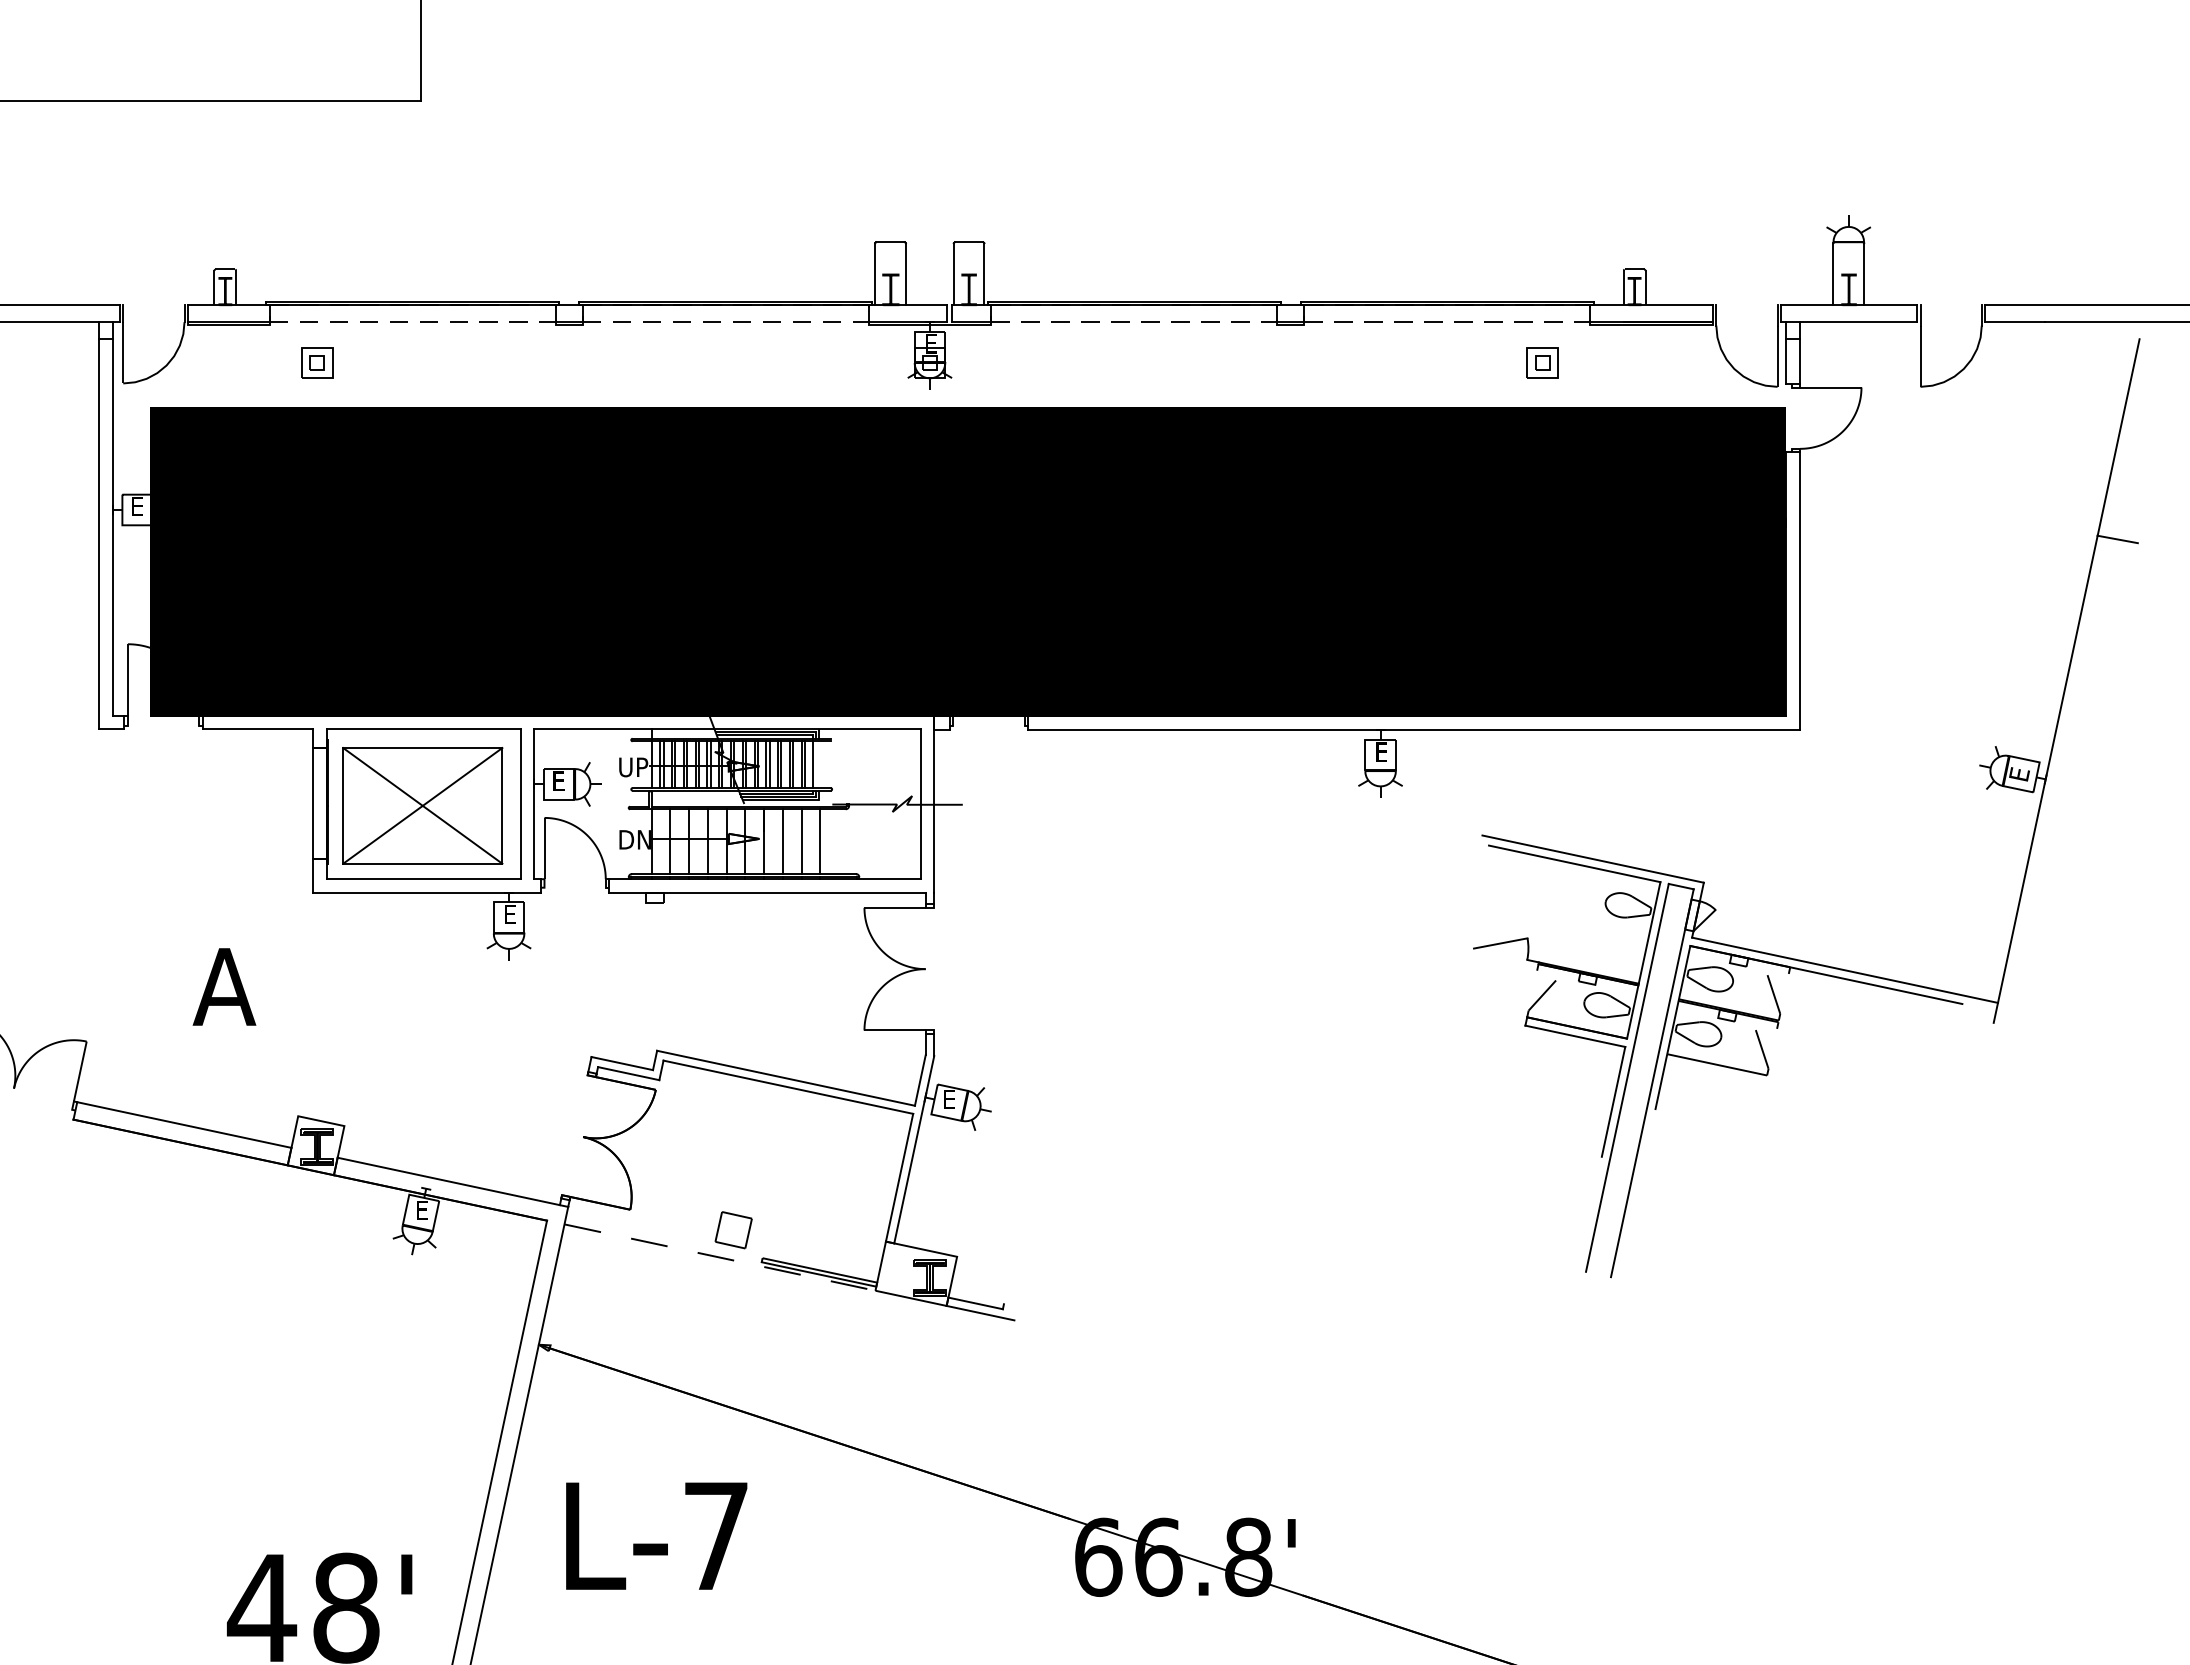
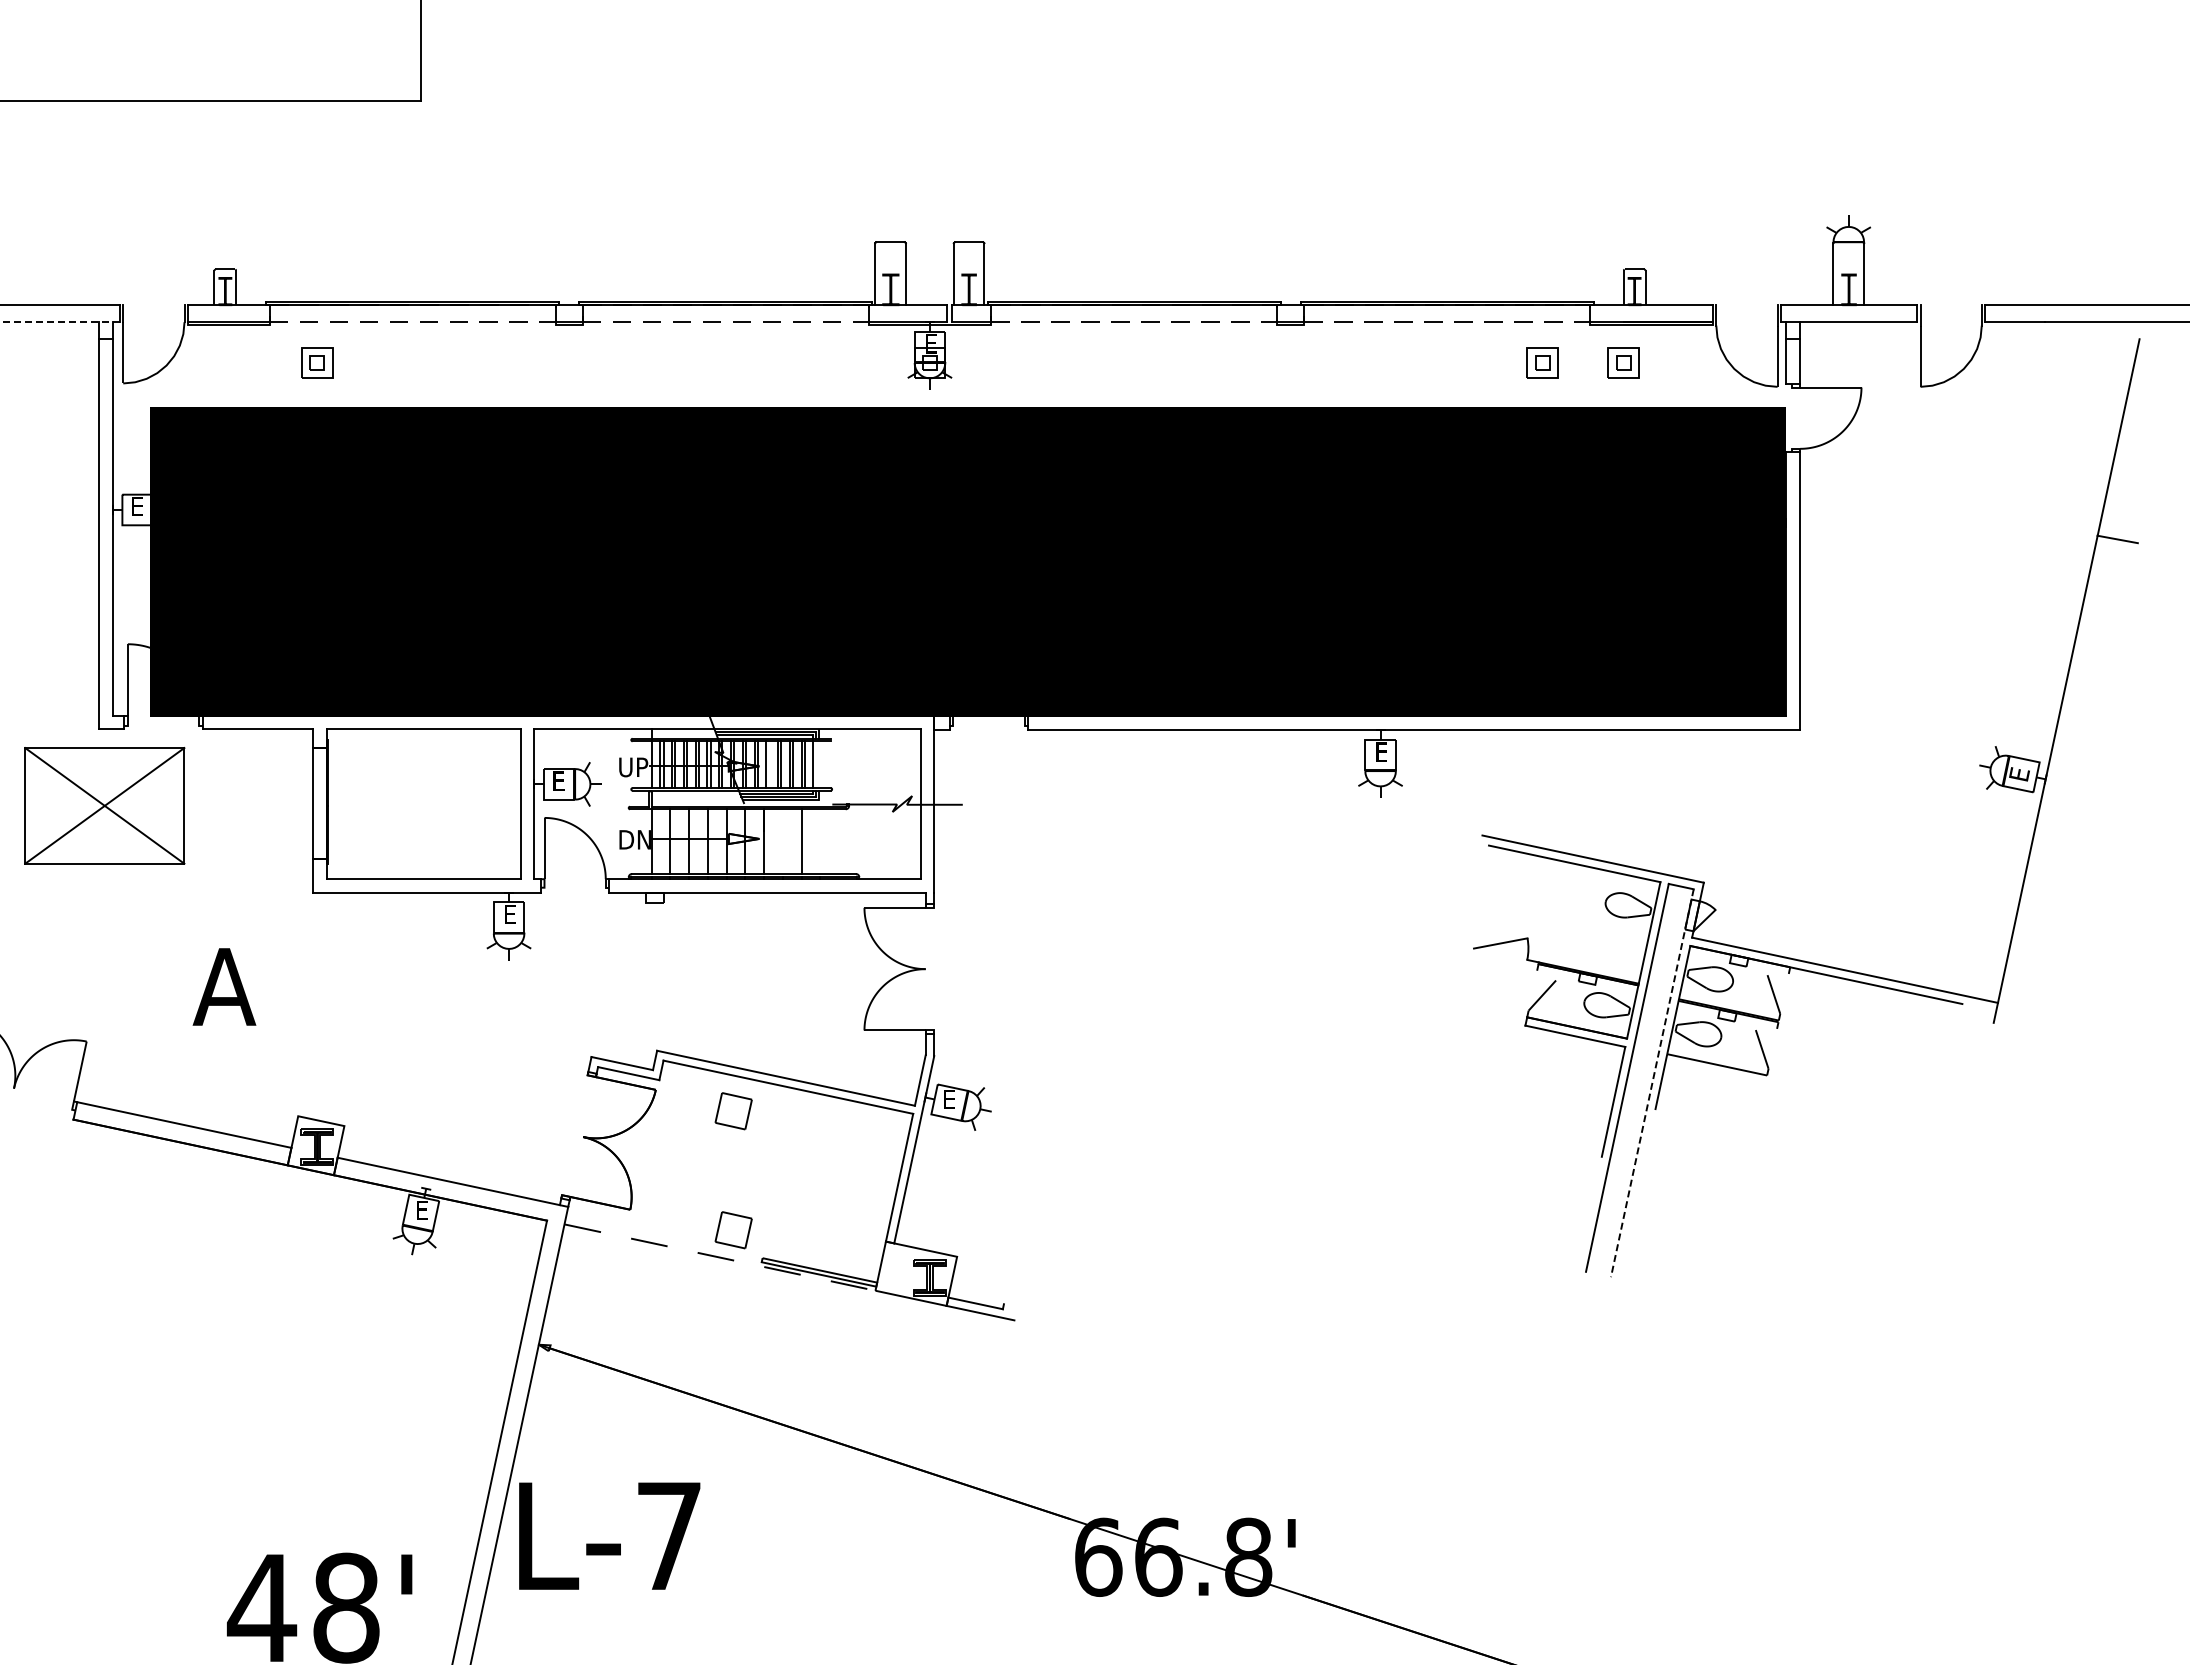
line: solid -> dashed (60, 322)
part: none -> present (1623, 362)
line: present -> none (769, 764)
part position: (422, 805) -> (104, 805) (104, 805)
line: present -> none (782, 841)
line: present -> none (820, 841)
line: solid -> dashed (1652, 1083)
part: none -> present (733, 1111)
text position: (656, 1535) -> (609, 1535) (609, 1535)
